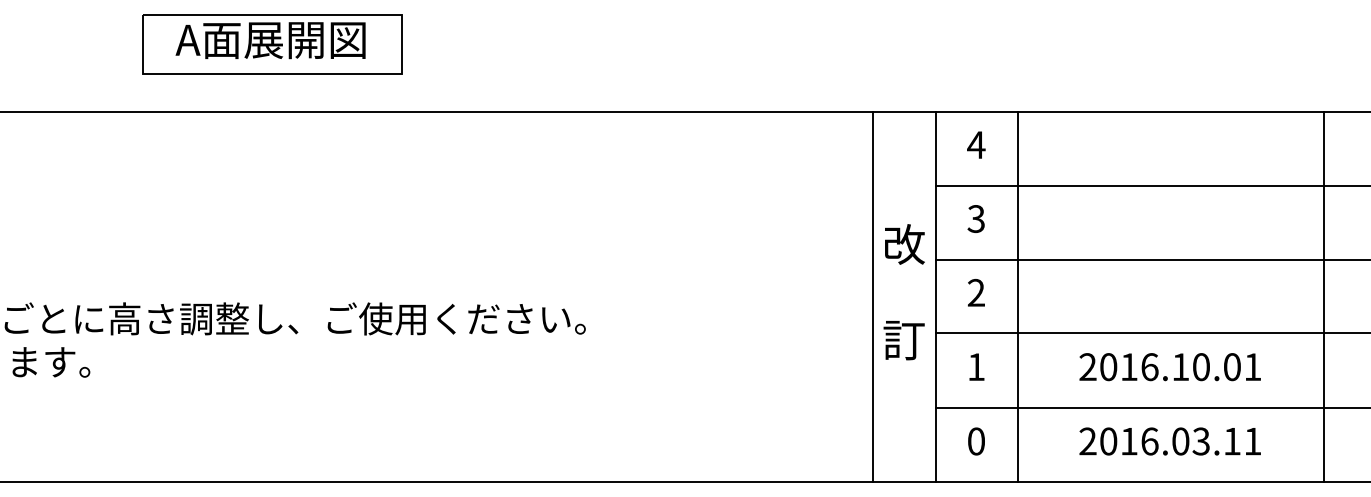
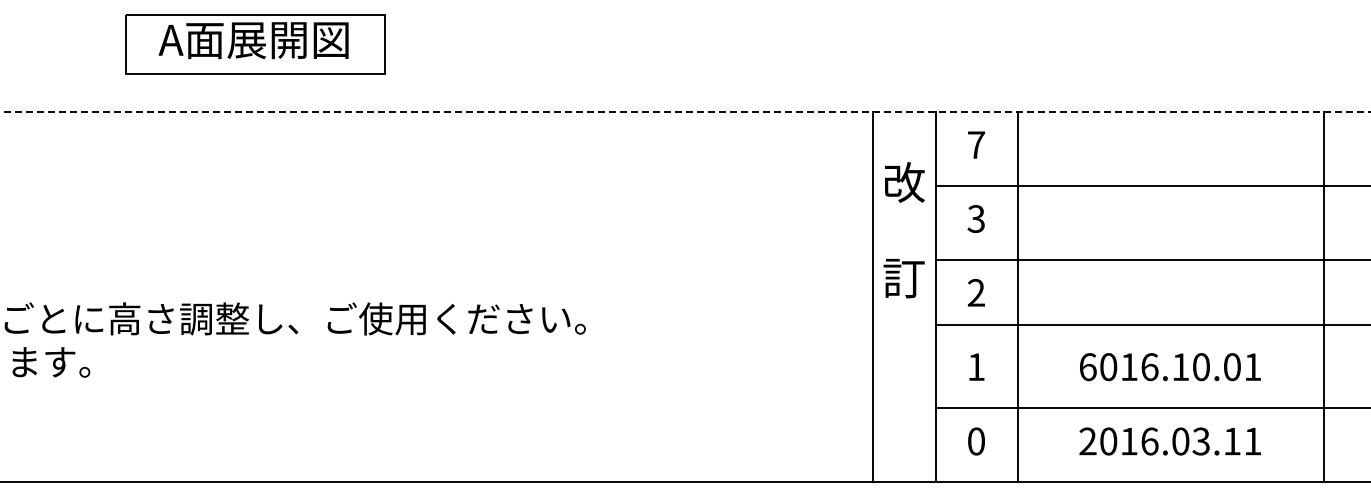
part position: (272, 44) -> (255, 44) (255, 44)
line: solid -> dashed (685, 111)
text: 4 -> 7 (976, 144)
text position: (903, 292) -> (903, 230) (903, 230)
line position: (1151, 333) -> (1151, 325) (1151, 325)
text: 2016.10.01 -> 6016.10.01 (1087, 367)
